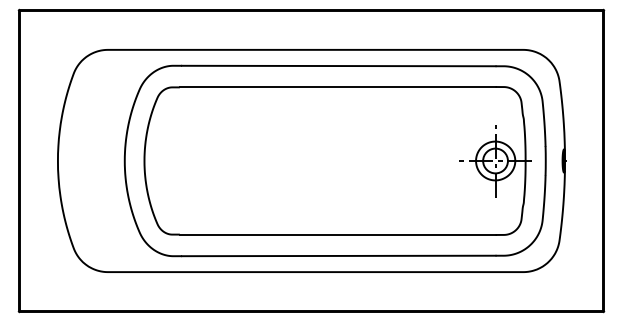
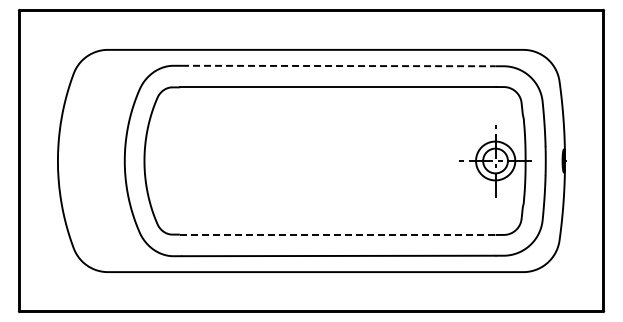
line: solid -> dashed (338, 66)
line: solid -> dashed (337, 234)
